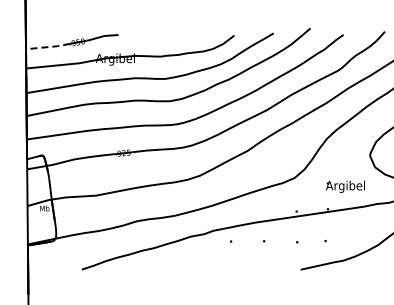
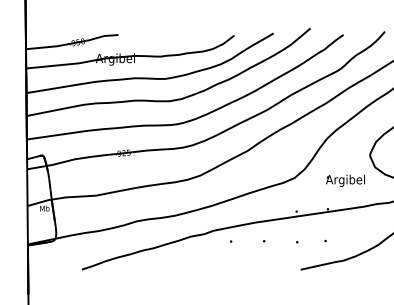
line: dashed -> solid (48, 47)
text position: (345, 186) -> (345, 180) (345, 180)
